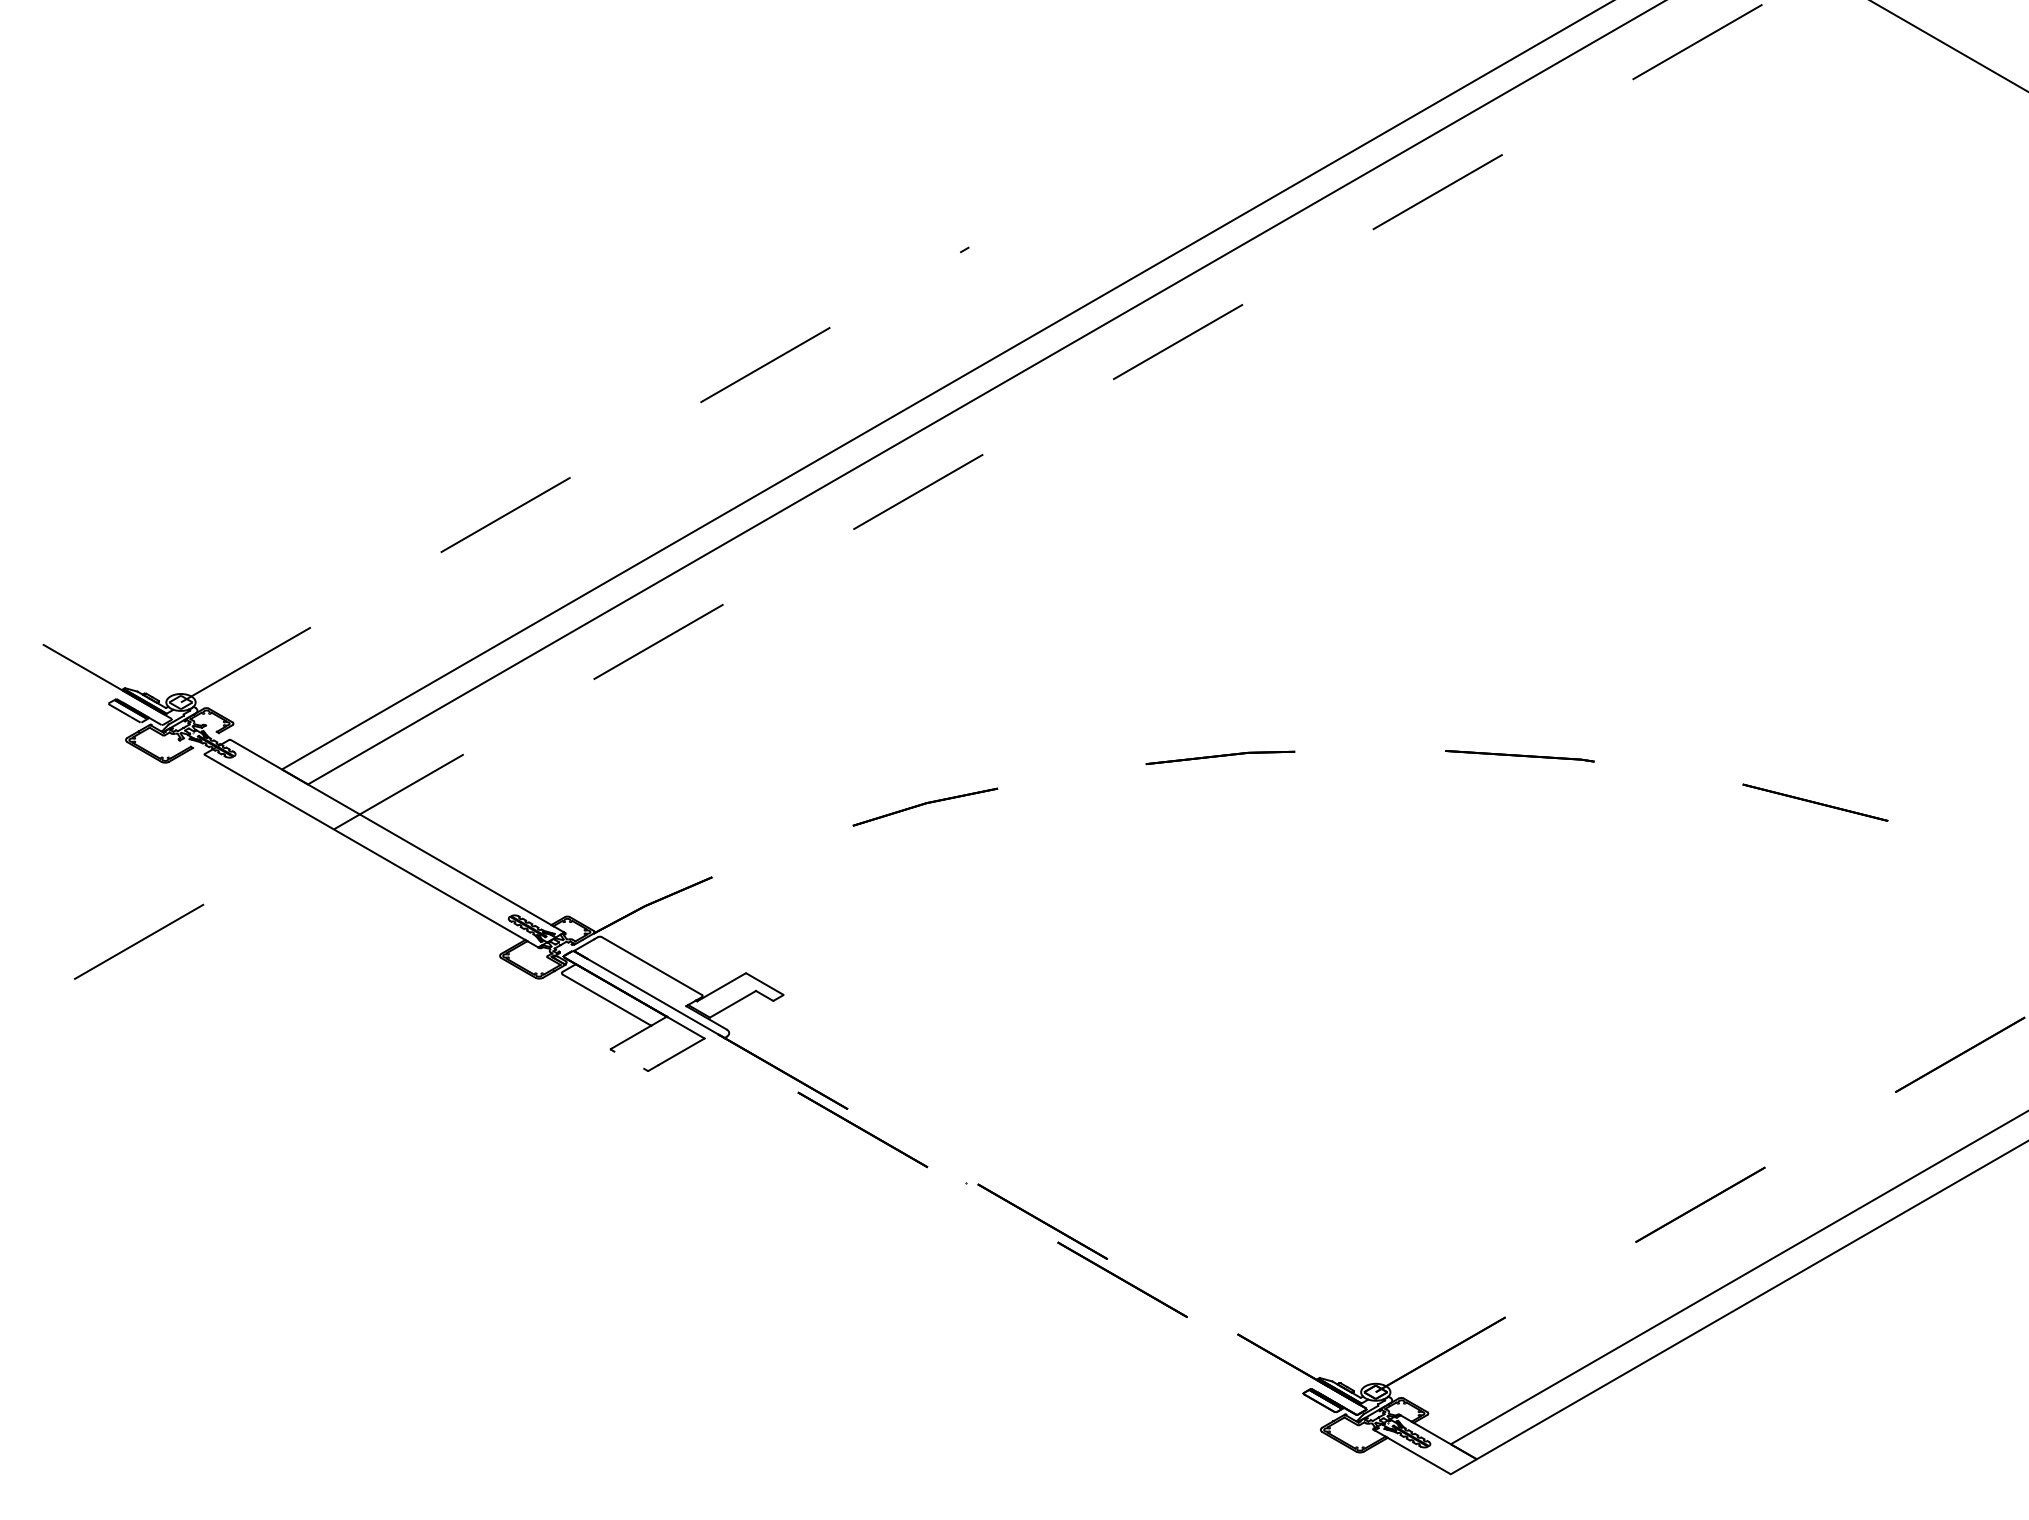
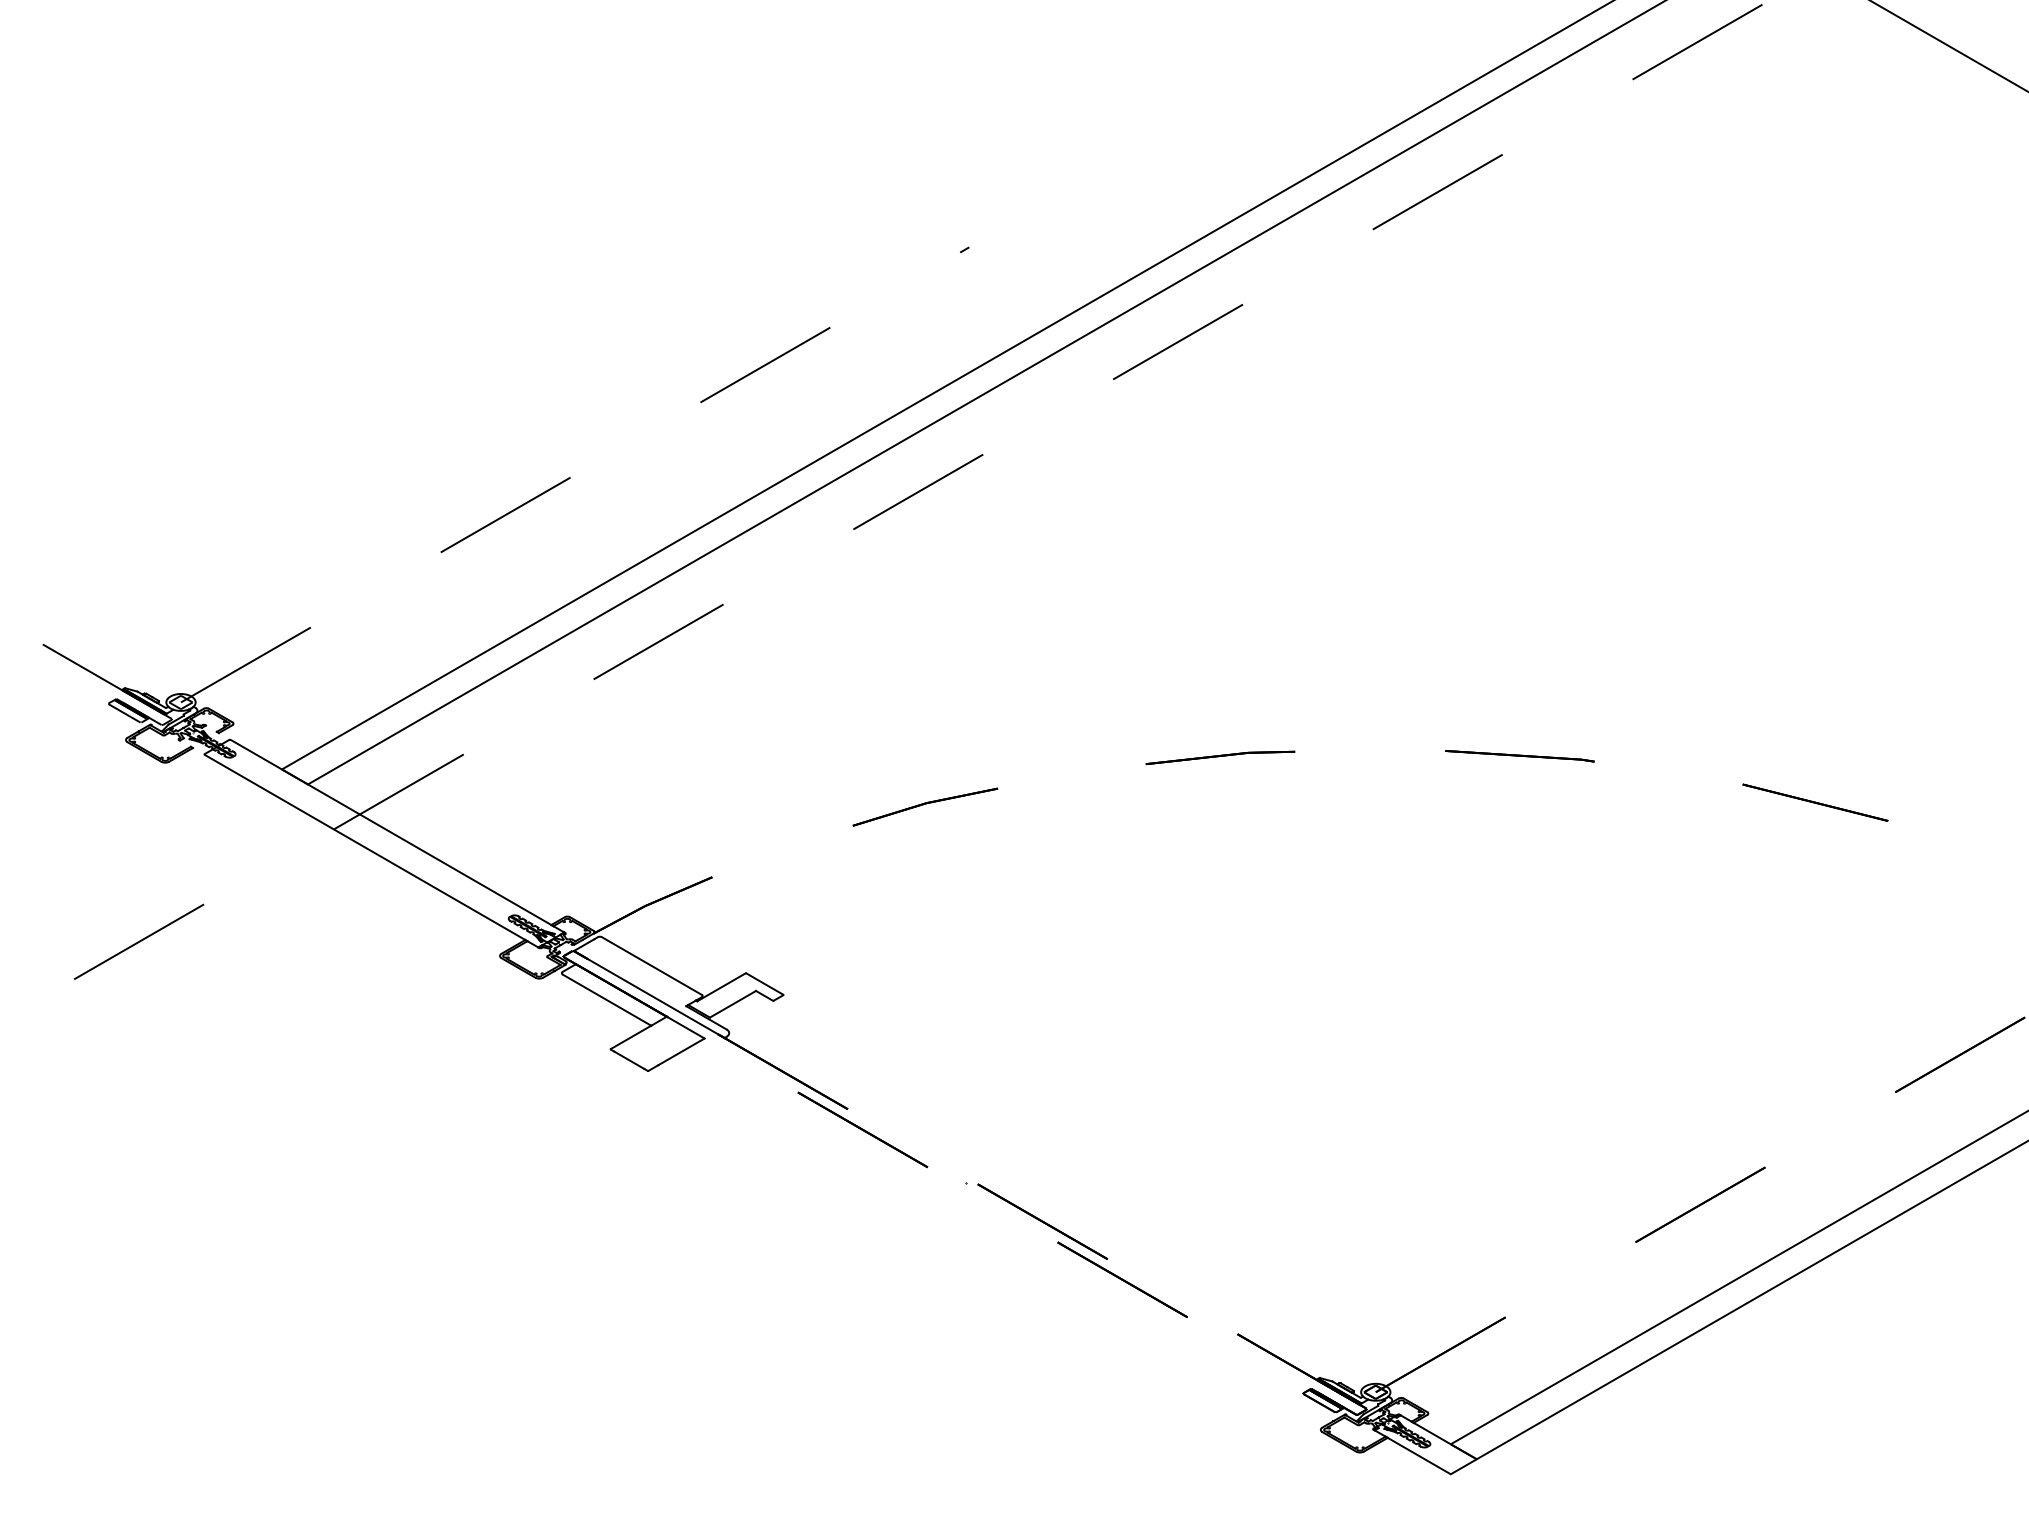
line: none -> present (629, 1059)
